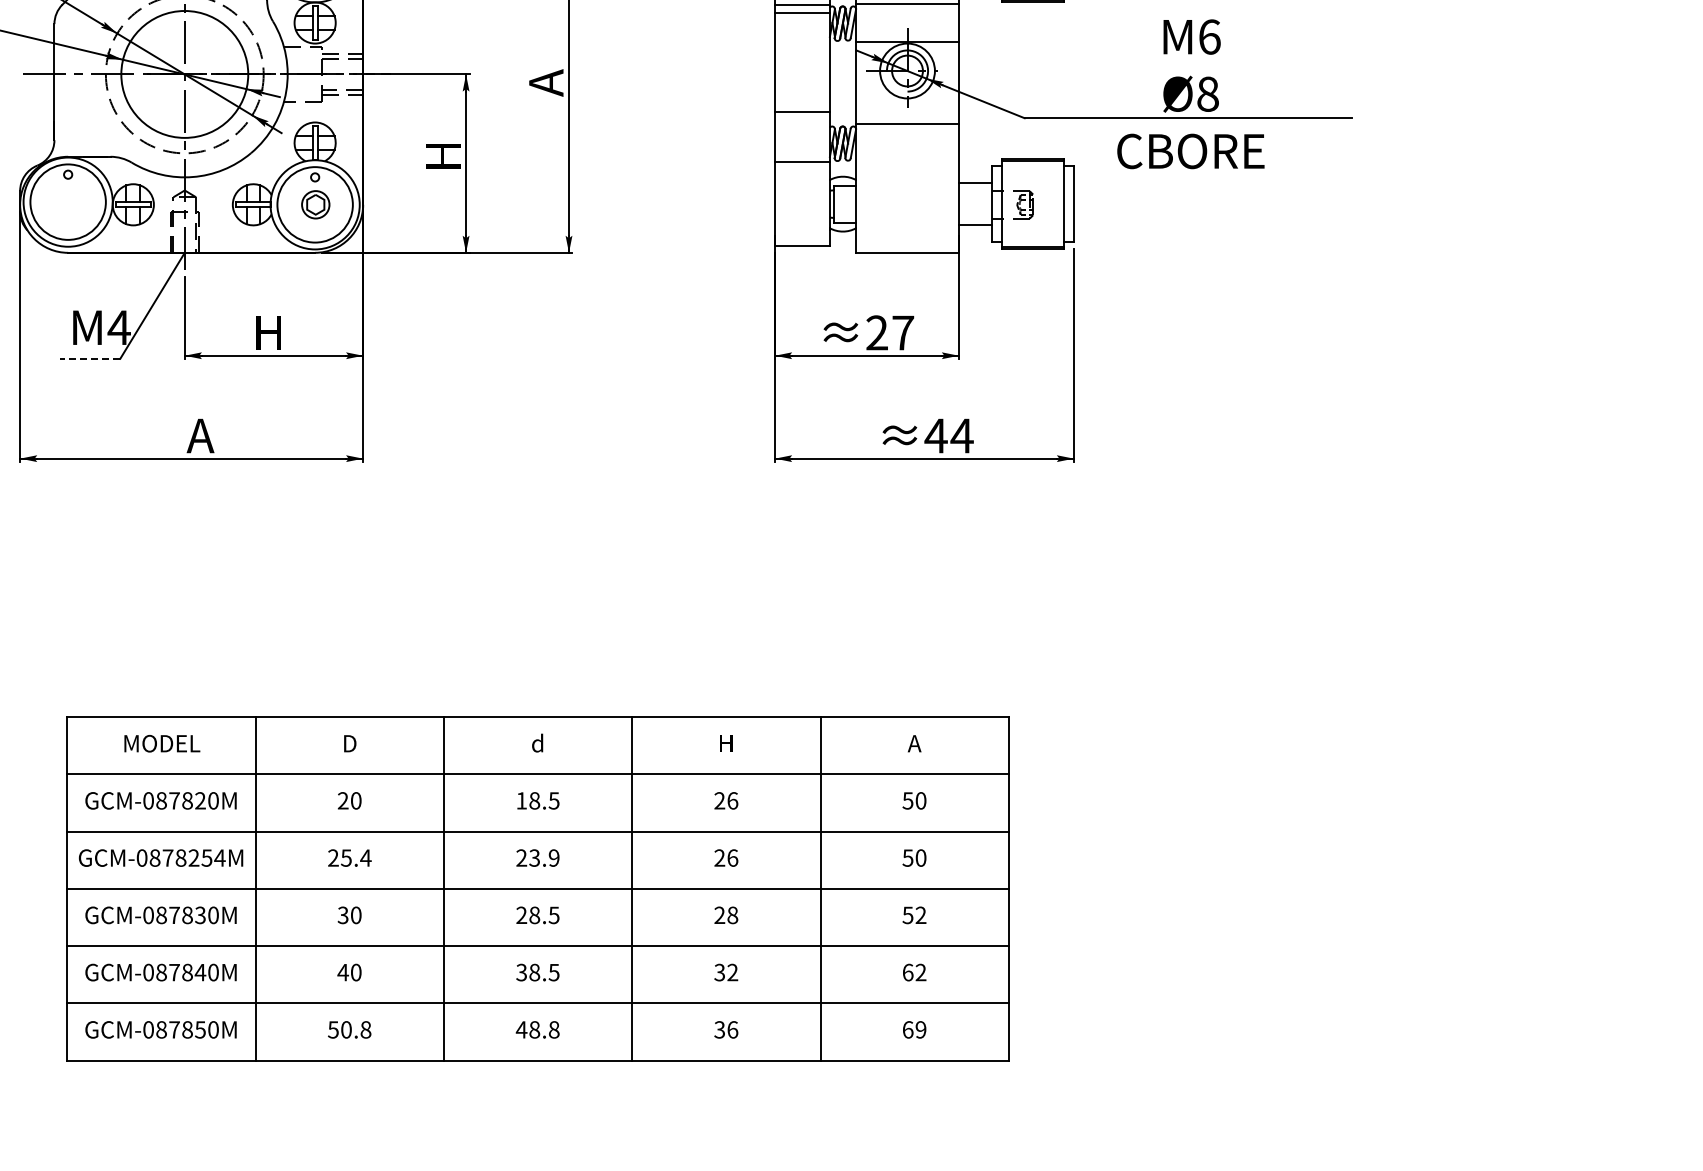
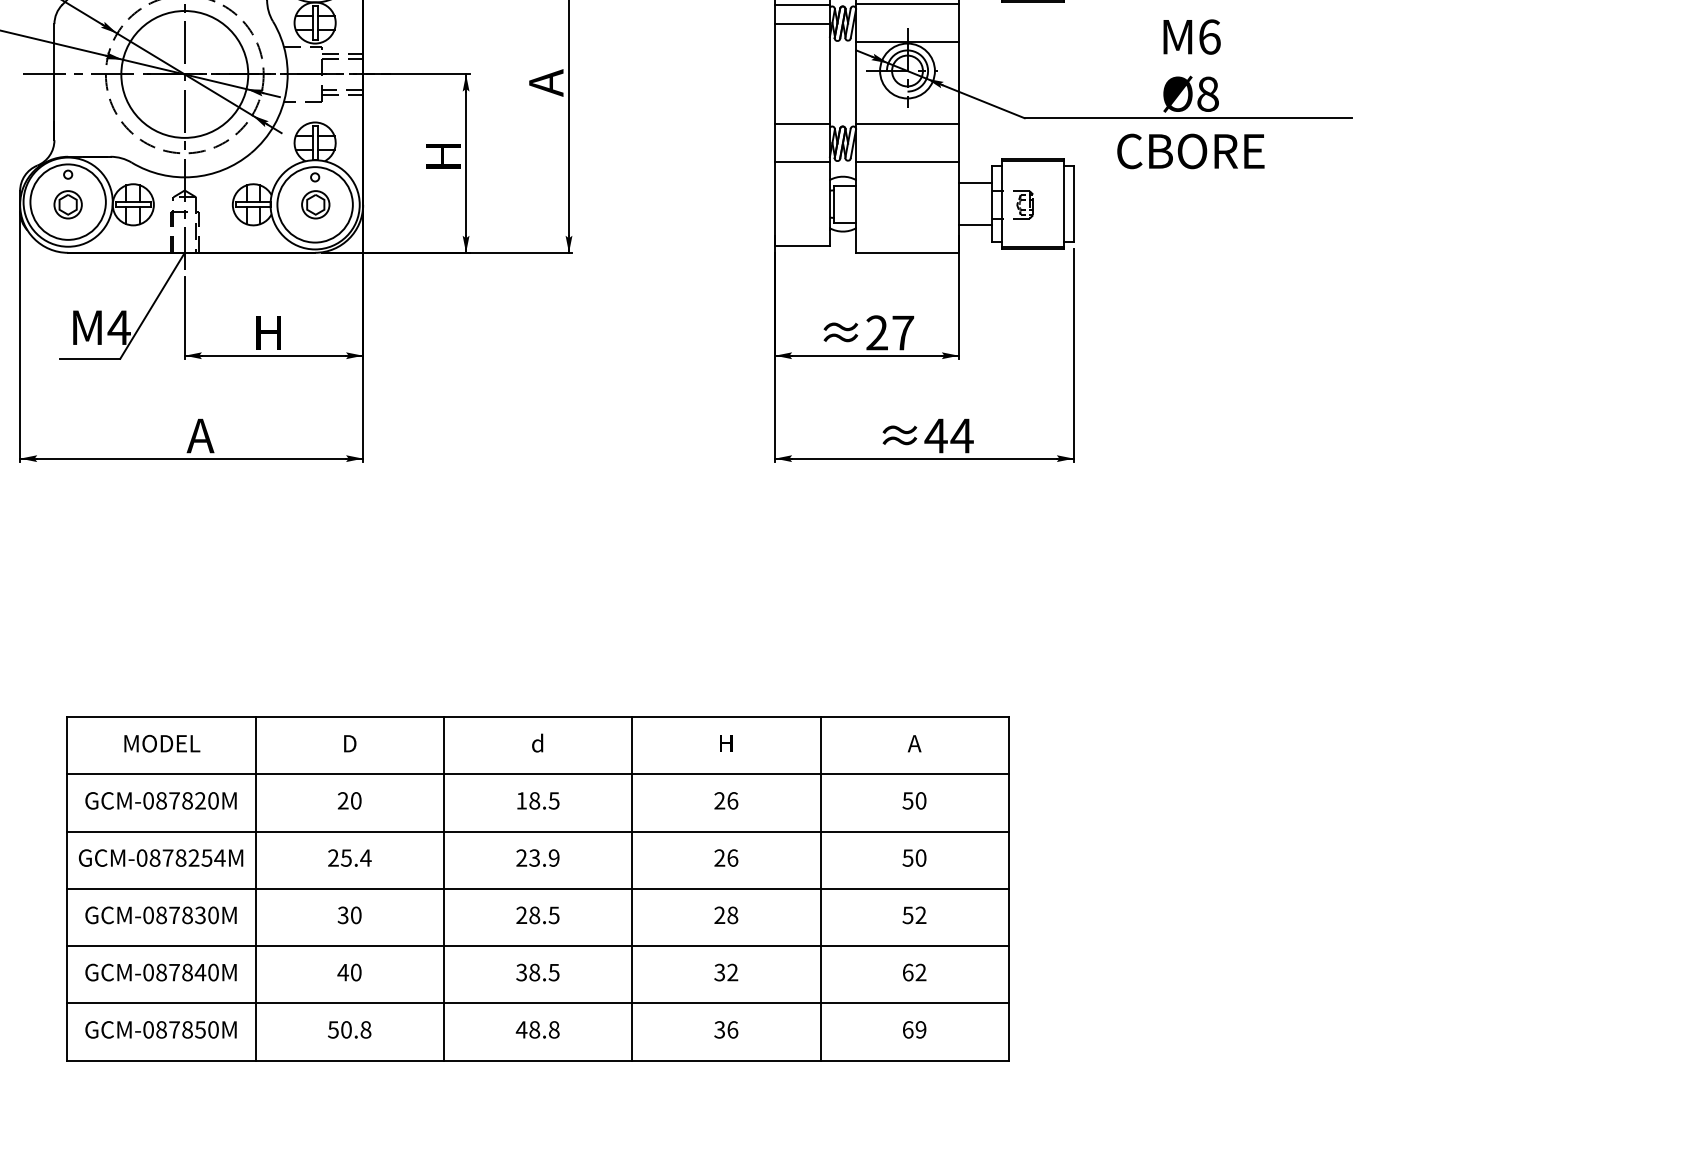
line position: (802, 13) -> (802, 24) (802, 24)
line position: (802, 112) -> (802, 124) (802, 124)
line: none -> present (907, 161)
part: none -> present (67, 204)
line: dashed -> solid (89, 358)
